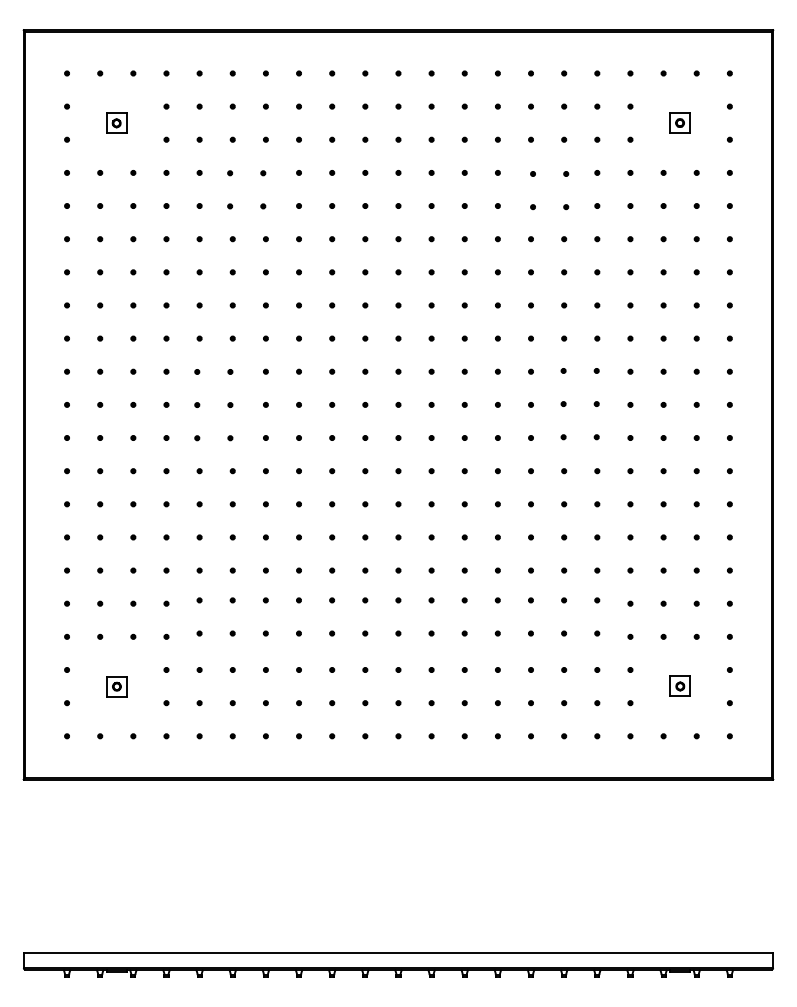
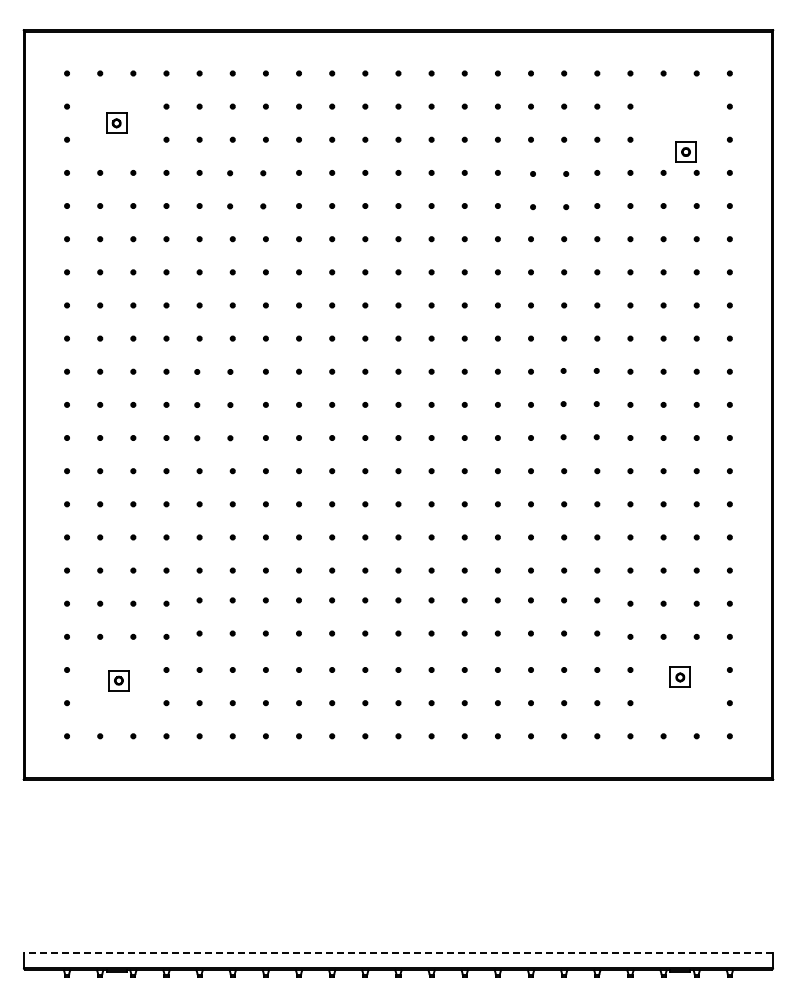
part position: (679, 122) -> (685, 151) (685, 151)
part position: (679, 685) -> (679, 676) (679, 676)
part position: (116, 686) -> (118, 680) (118, 680)
line: solid -> dashed (398, 953)
